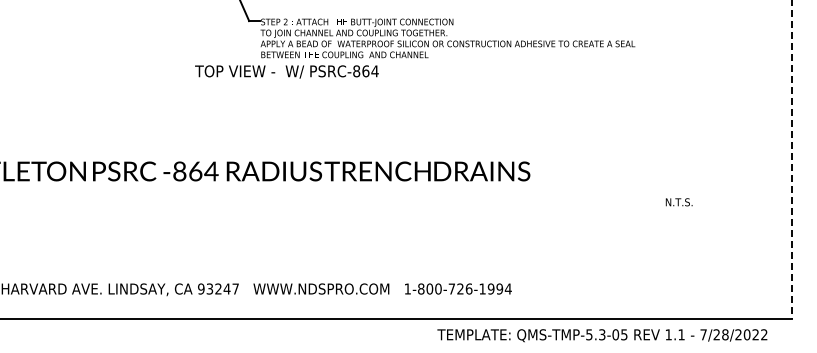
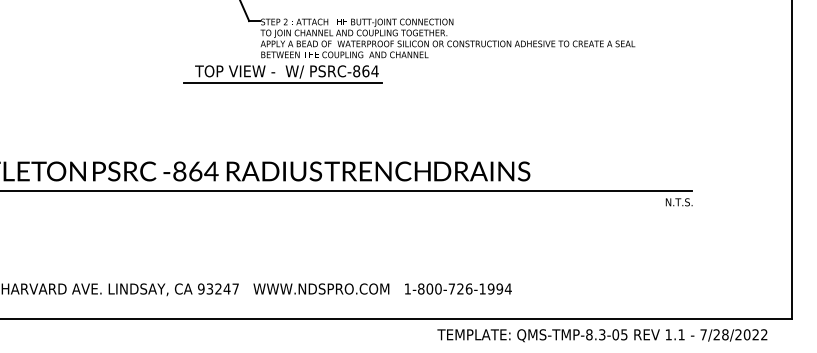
line: none -> present (282, 82)
line: dashed -> solid (792, 160)
line: none -> present (347, 190)
text: QMS-TMP-5.3-05 -> QMS-TMP-8.3-05 (589, 334)
